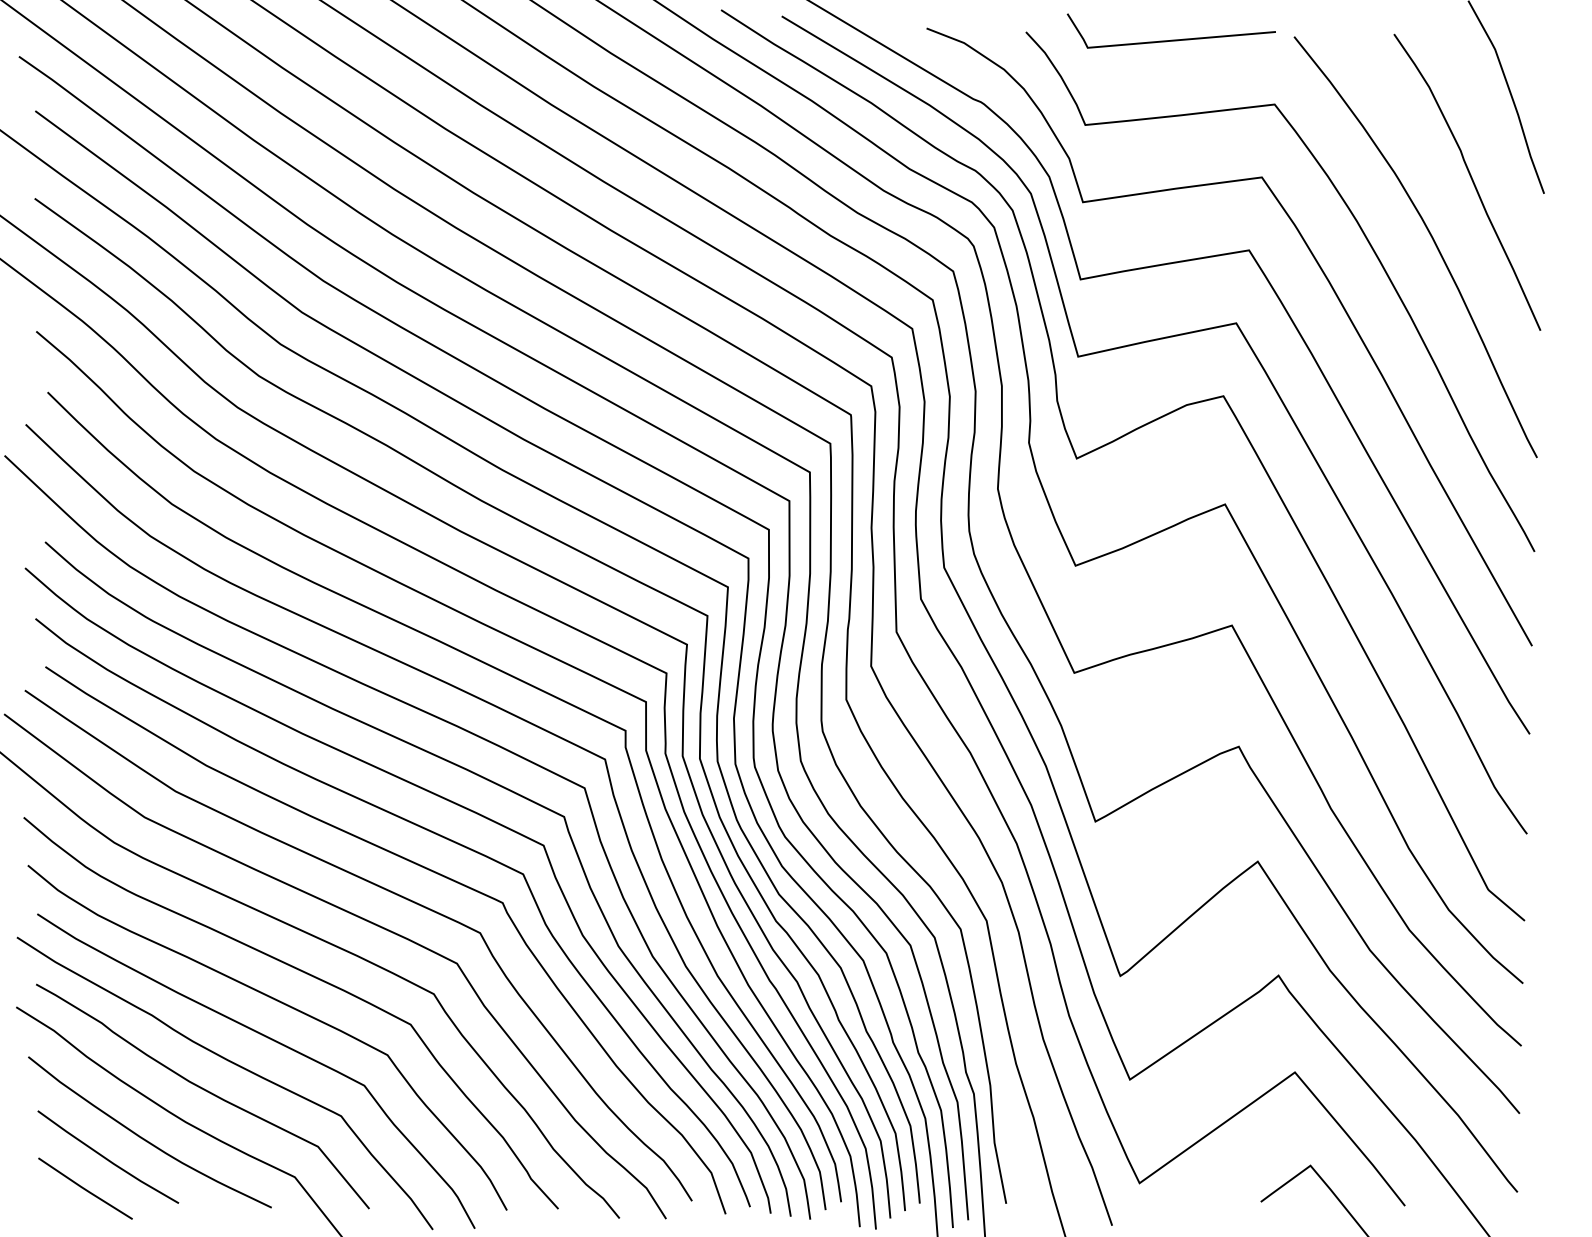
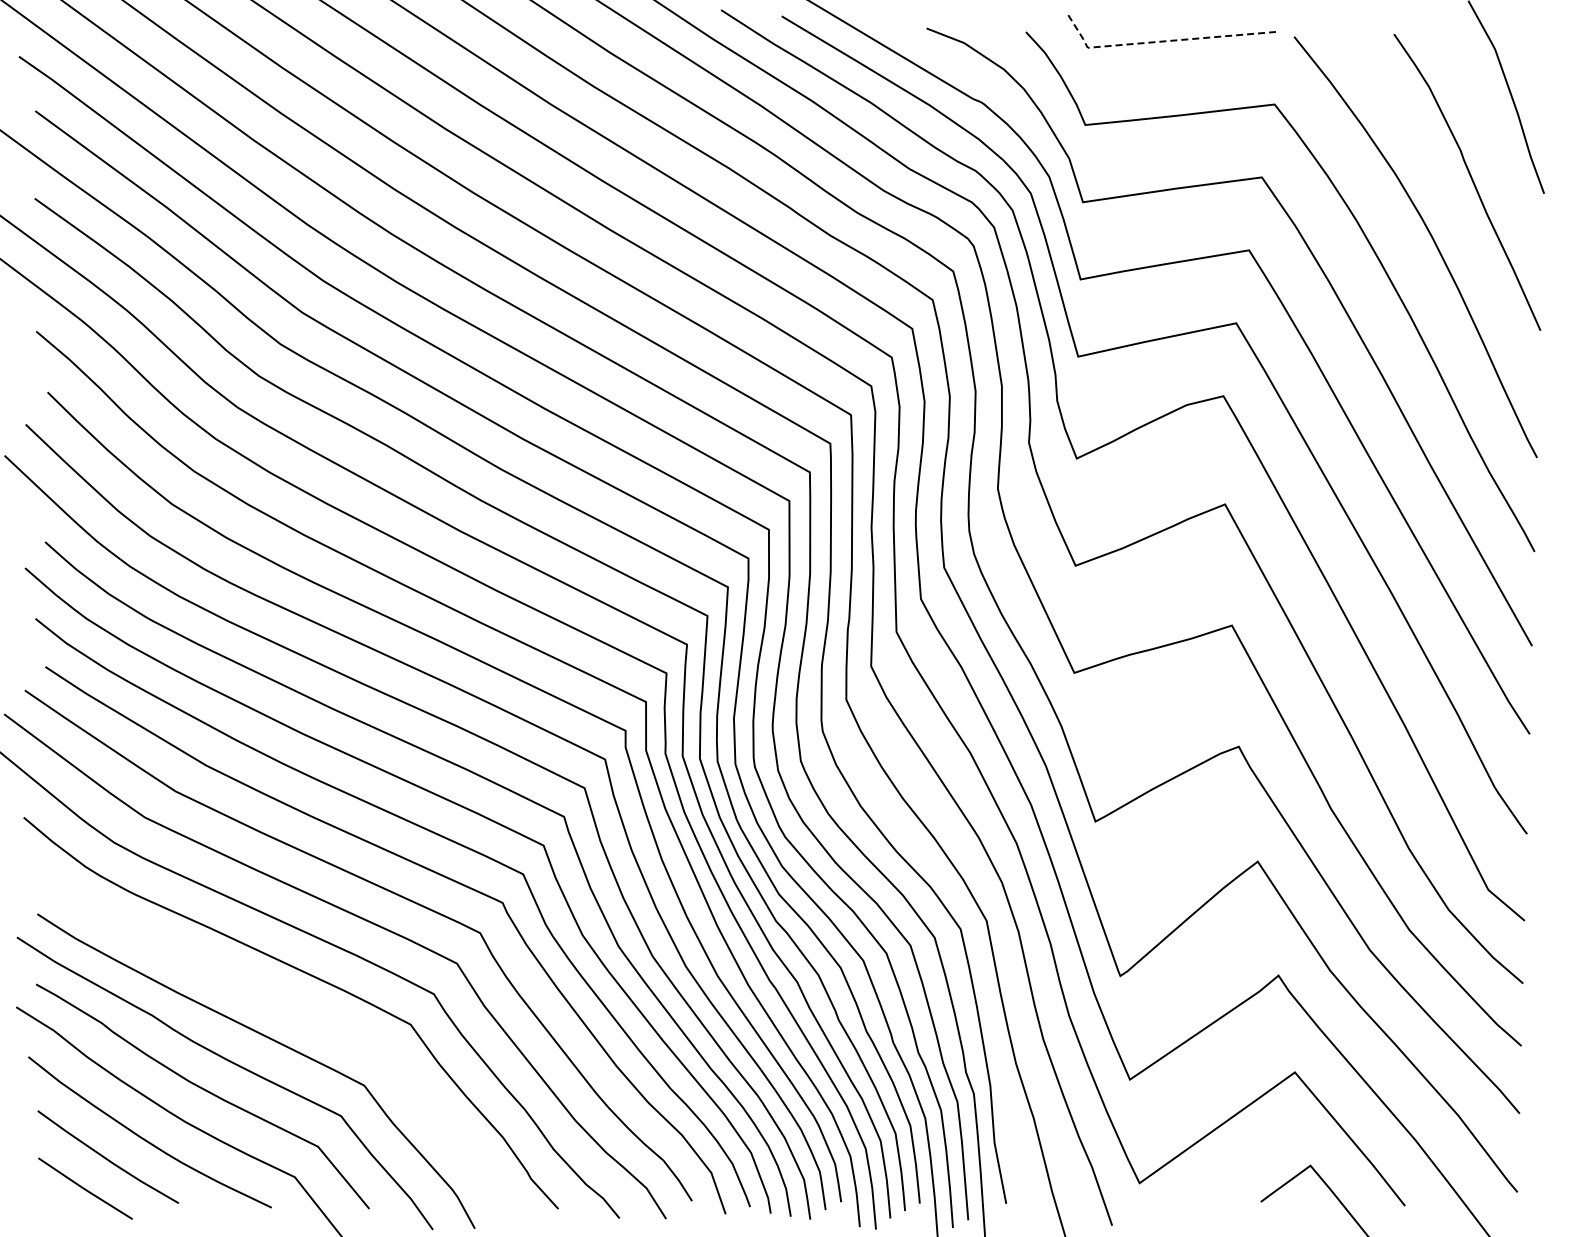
line: solid -> dashed (1160, 41)
curve: present -> none (283, 1004)
